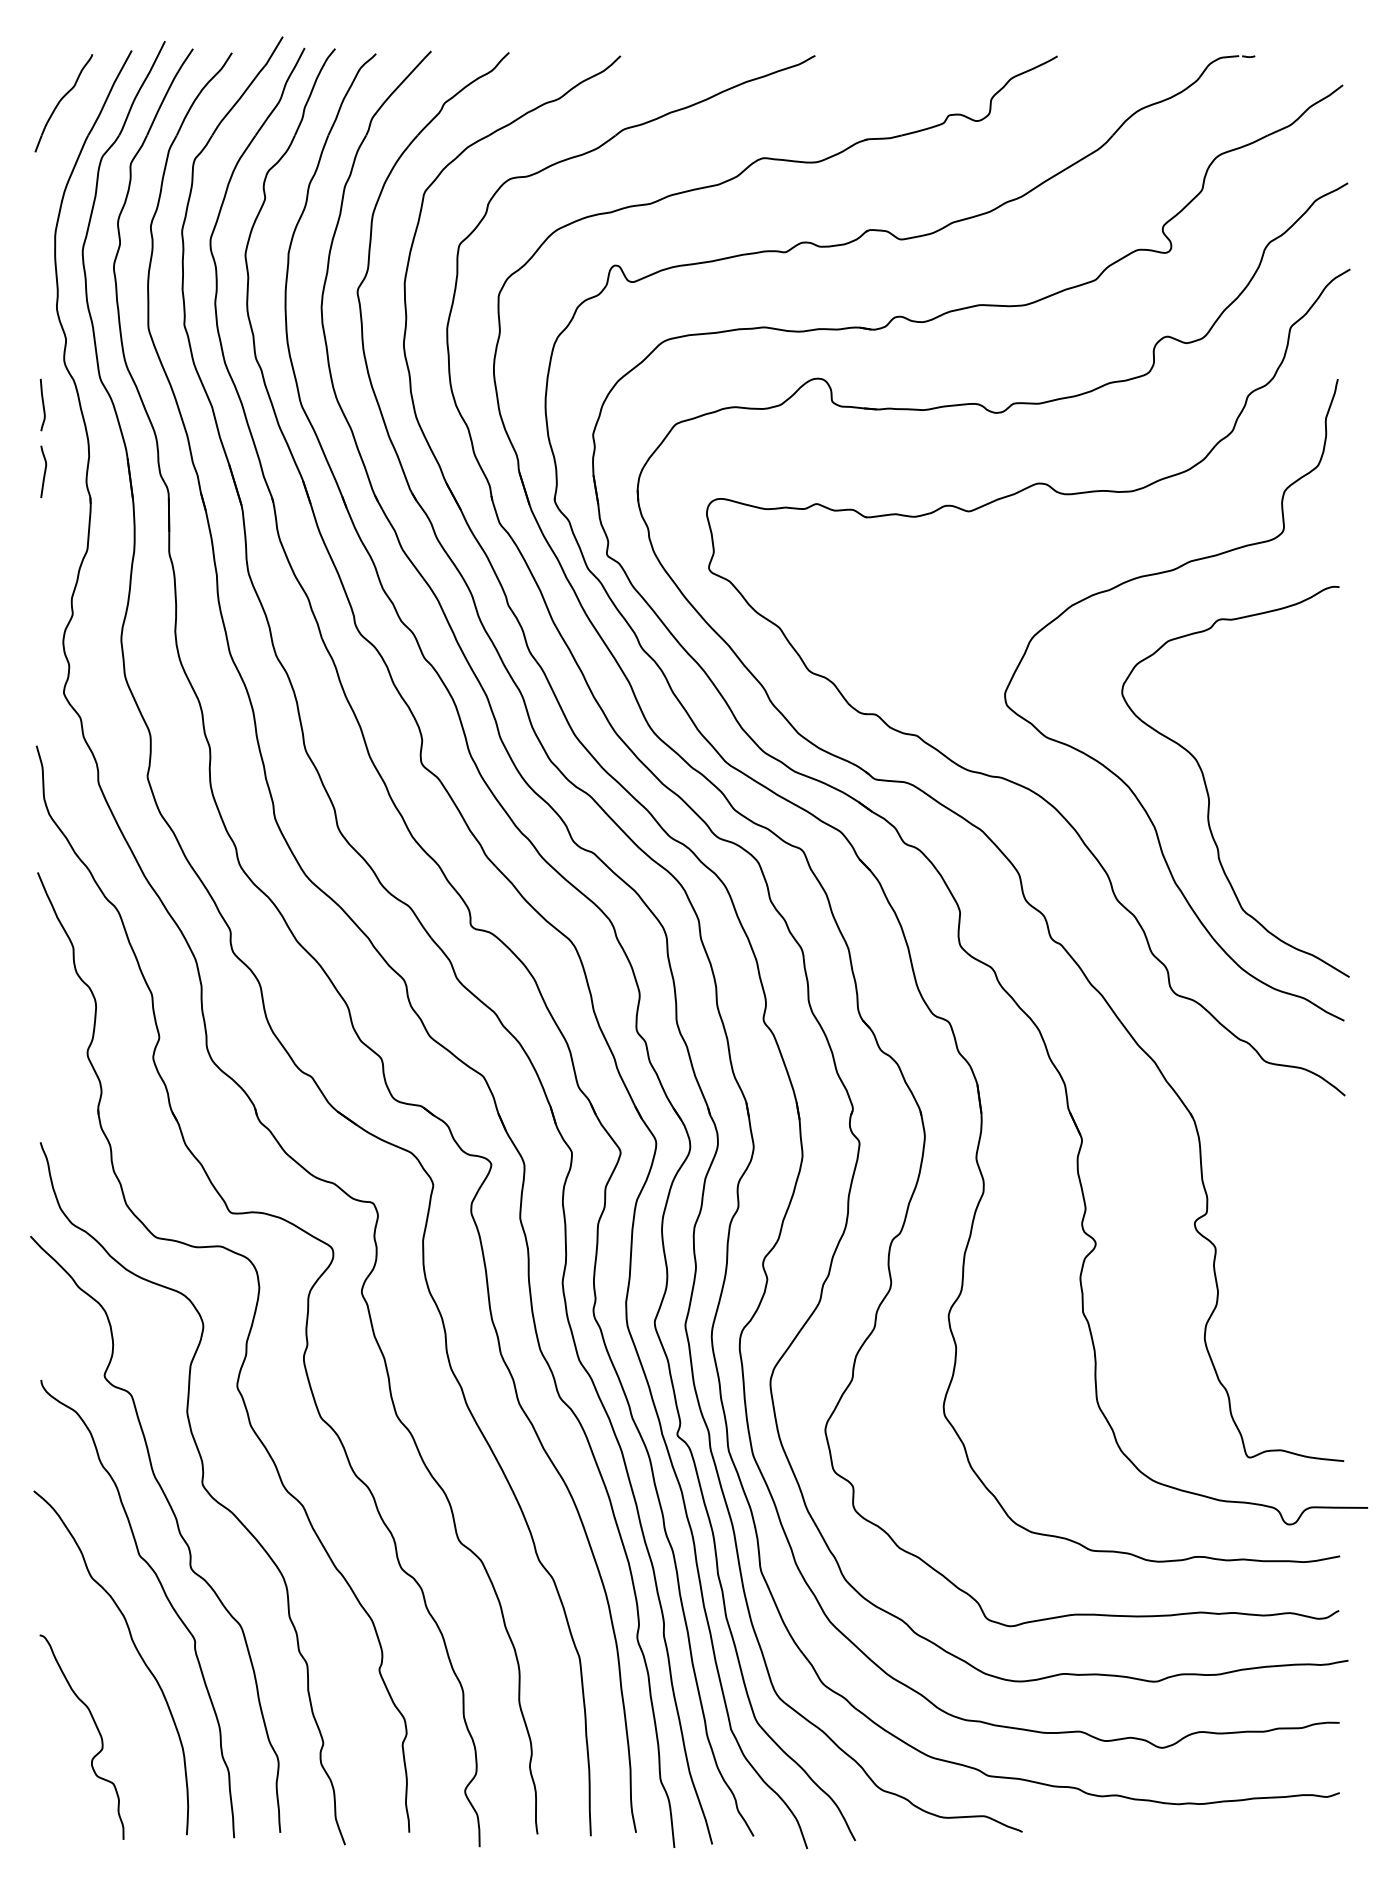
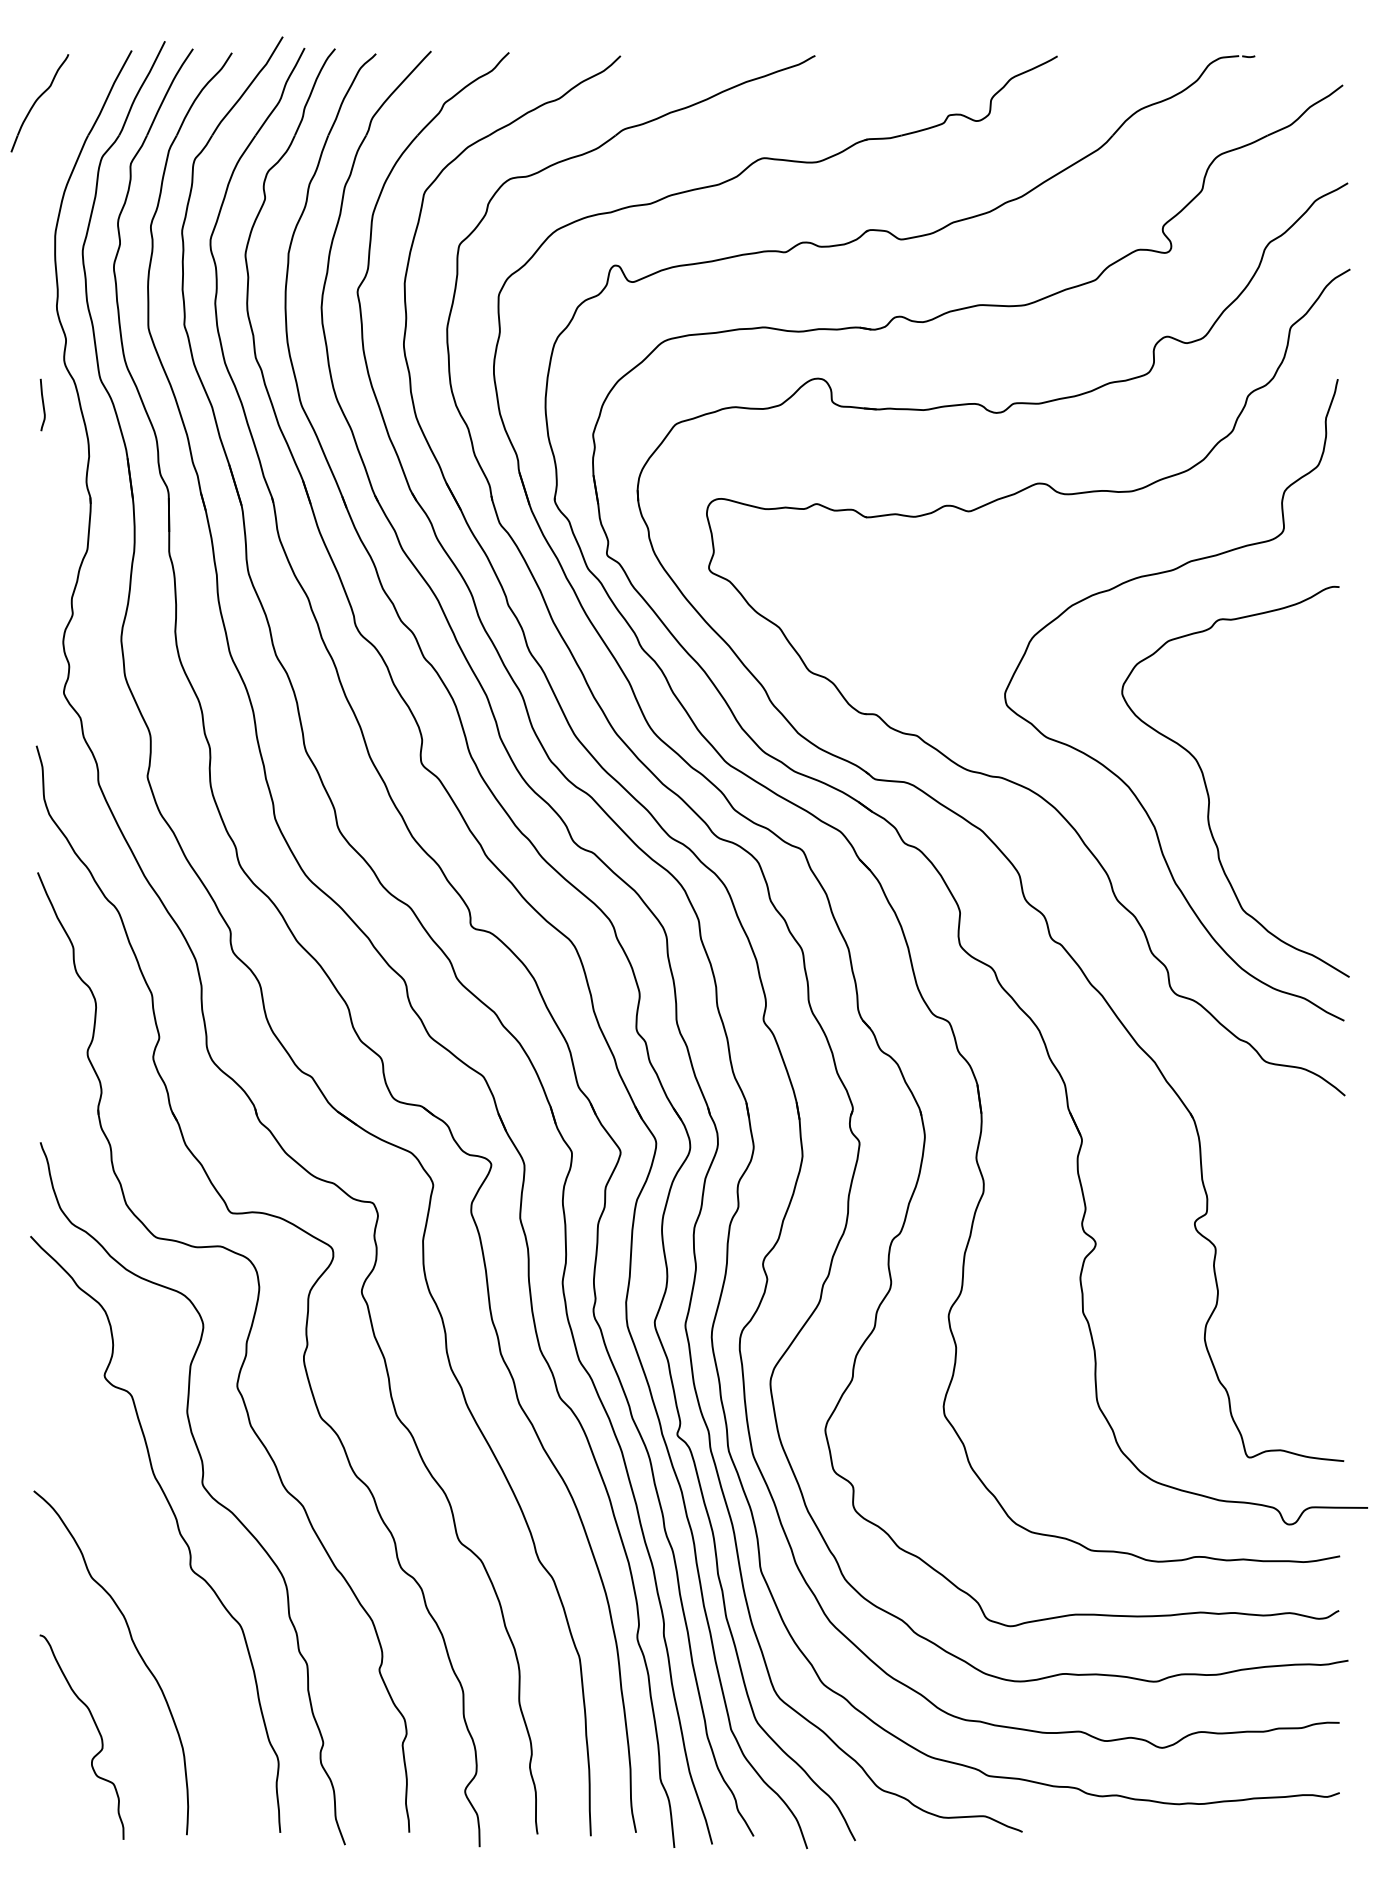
part position: (63, 103) -> (39, 103) (39, 103)
curve: present -> none (44, 471)
curve: present -> none (164, 1594)
